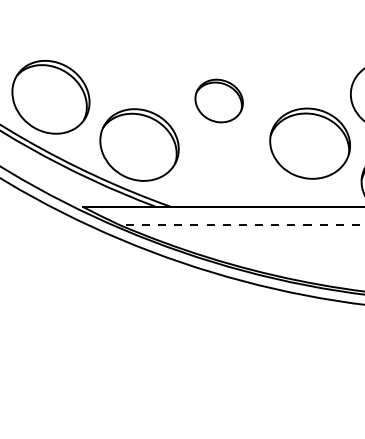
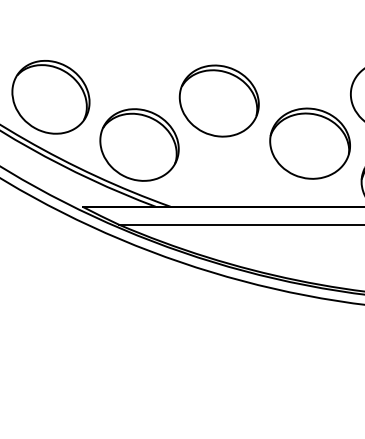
part size: 50x46 px -> 82x74 px (218, 100)
line: dashed -> solid (241, 224)
